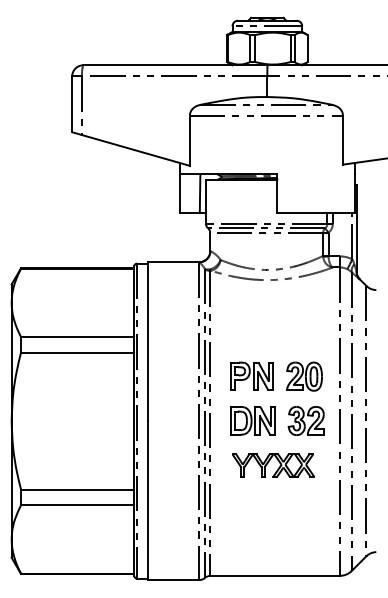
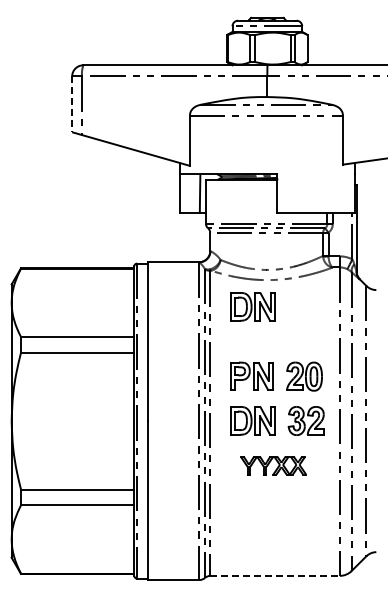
line: solid -> dashed (72, 104)
part: none -> present (252, 306)
part size: 83x25 px -> 67x20 px (273, 465)
line: solid -> dashed (275, 575)
